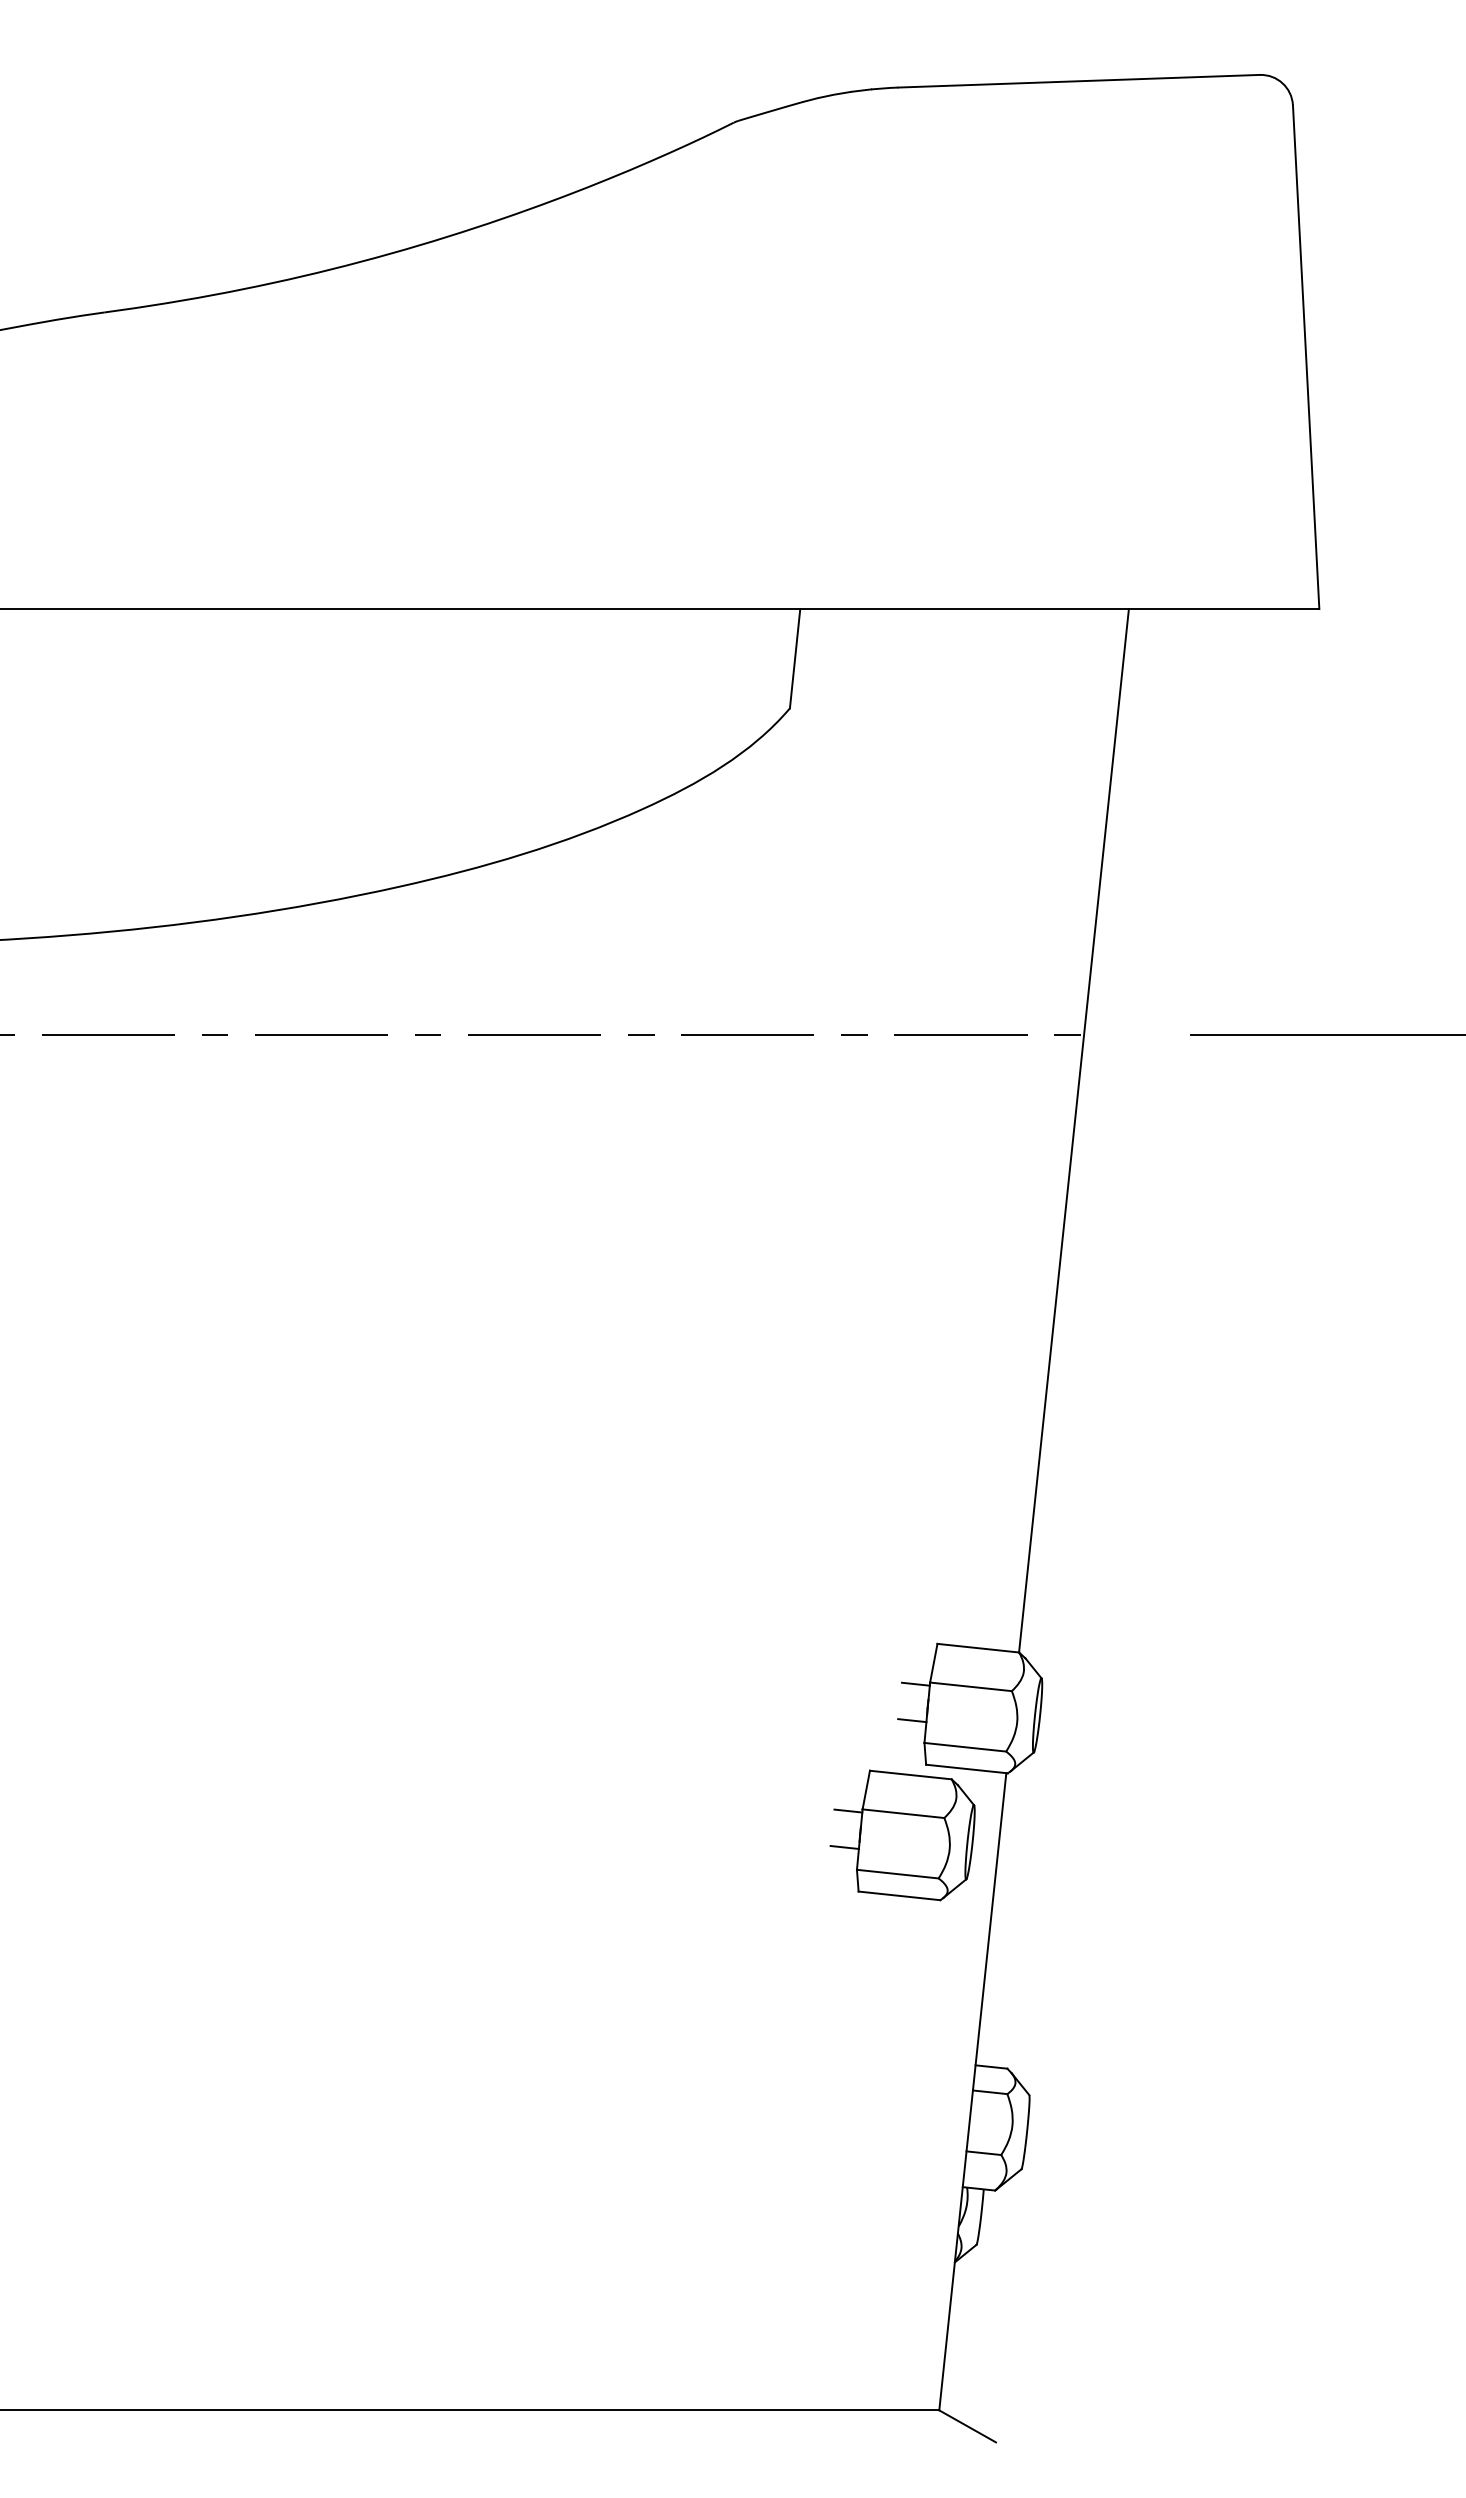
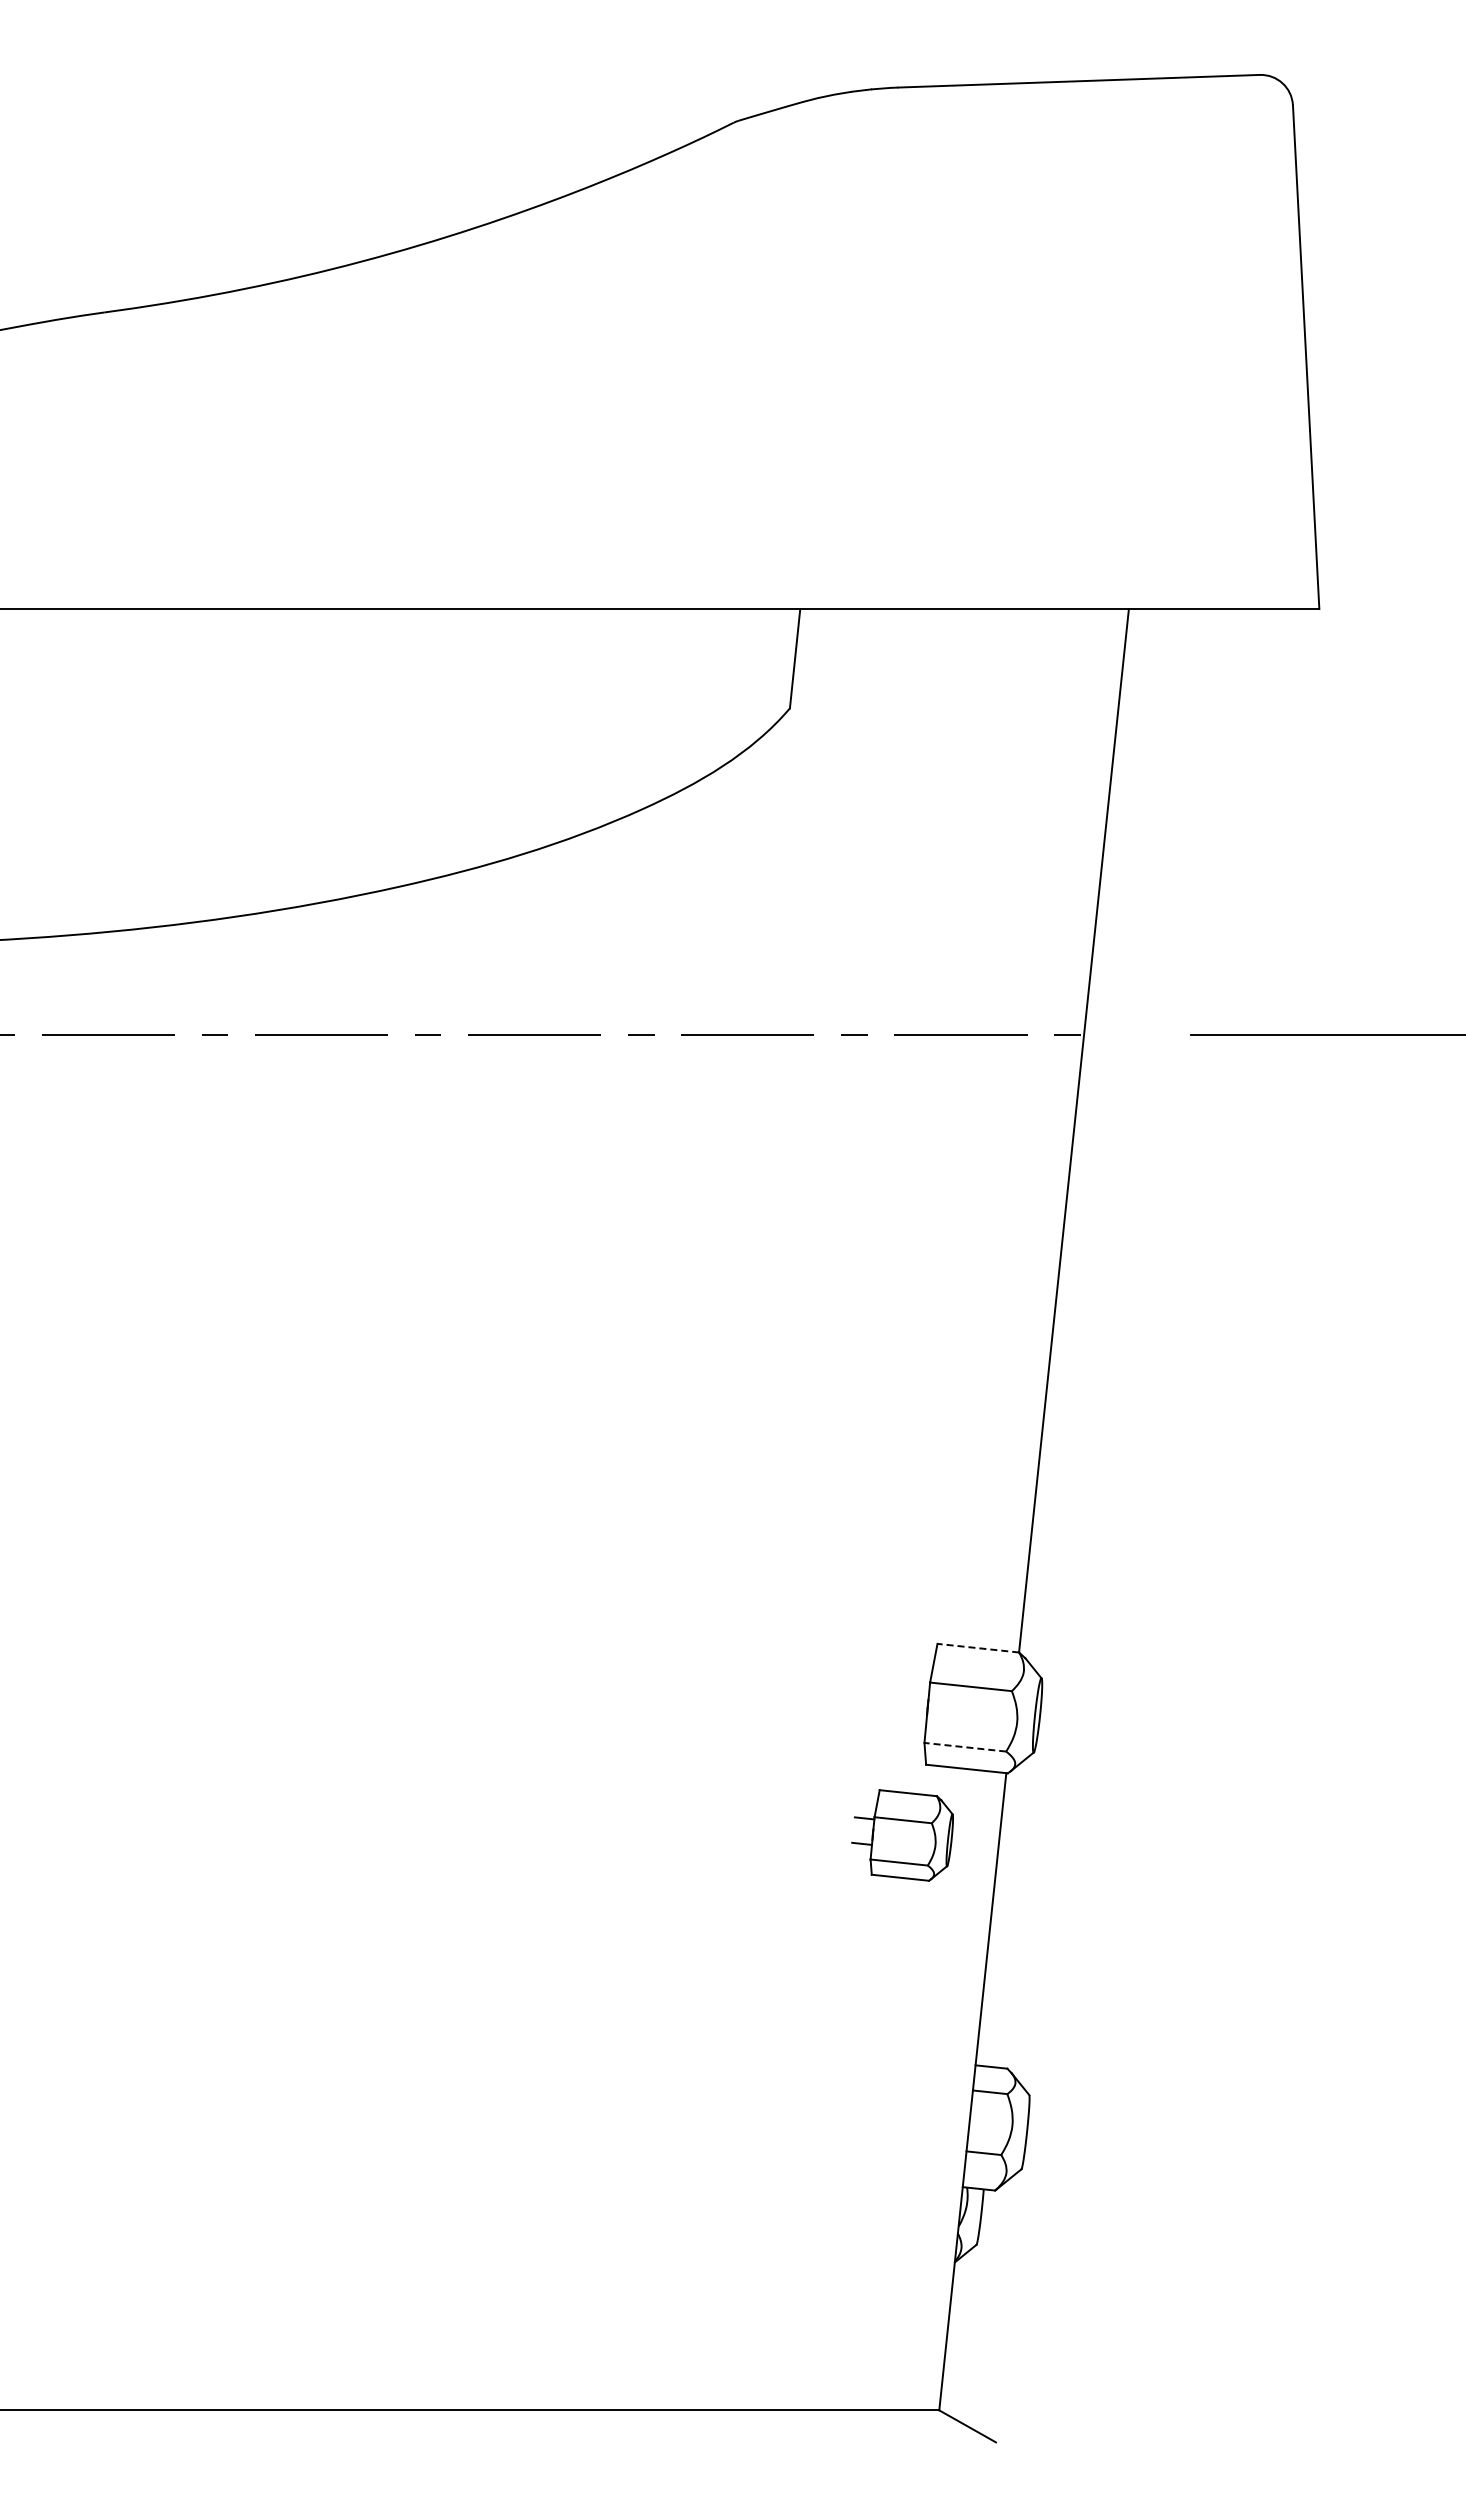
line: solid -> dashed (977, 1648)
line: present -> none (915, 1683)
line: present -> none (912, 1720)
line: solid -> dashed (964, 1747)
part size: 147x133 px -> 103x93 px (902, 1835)
